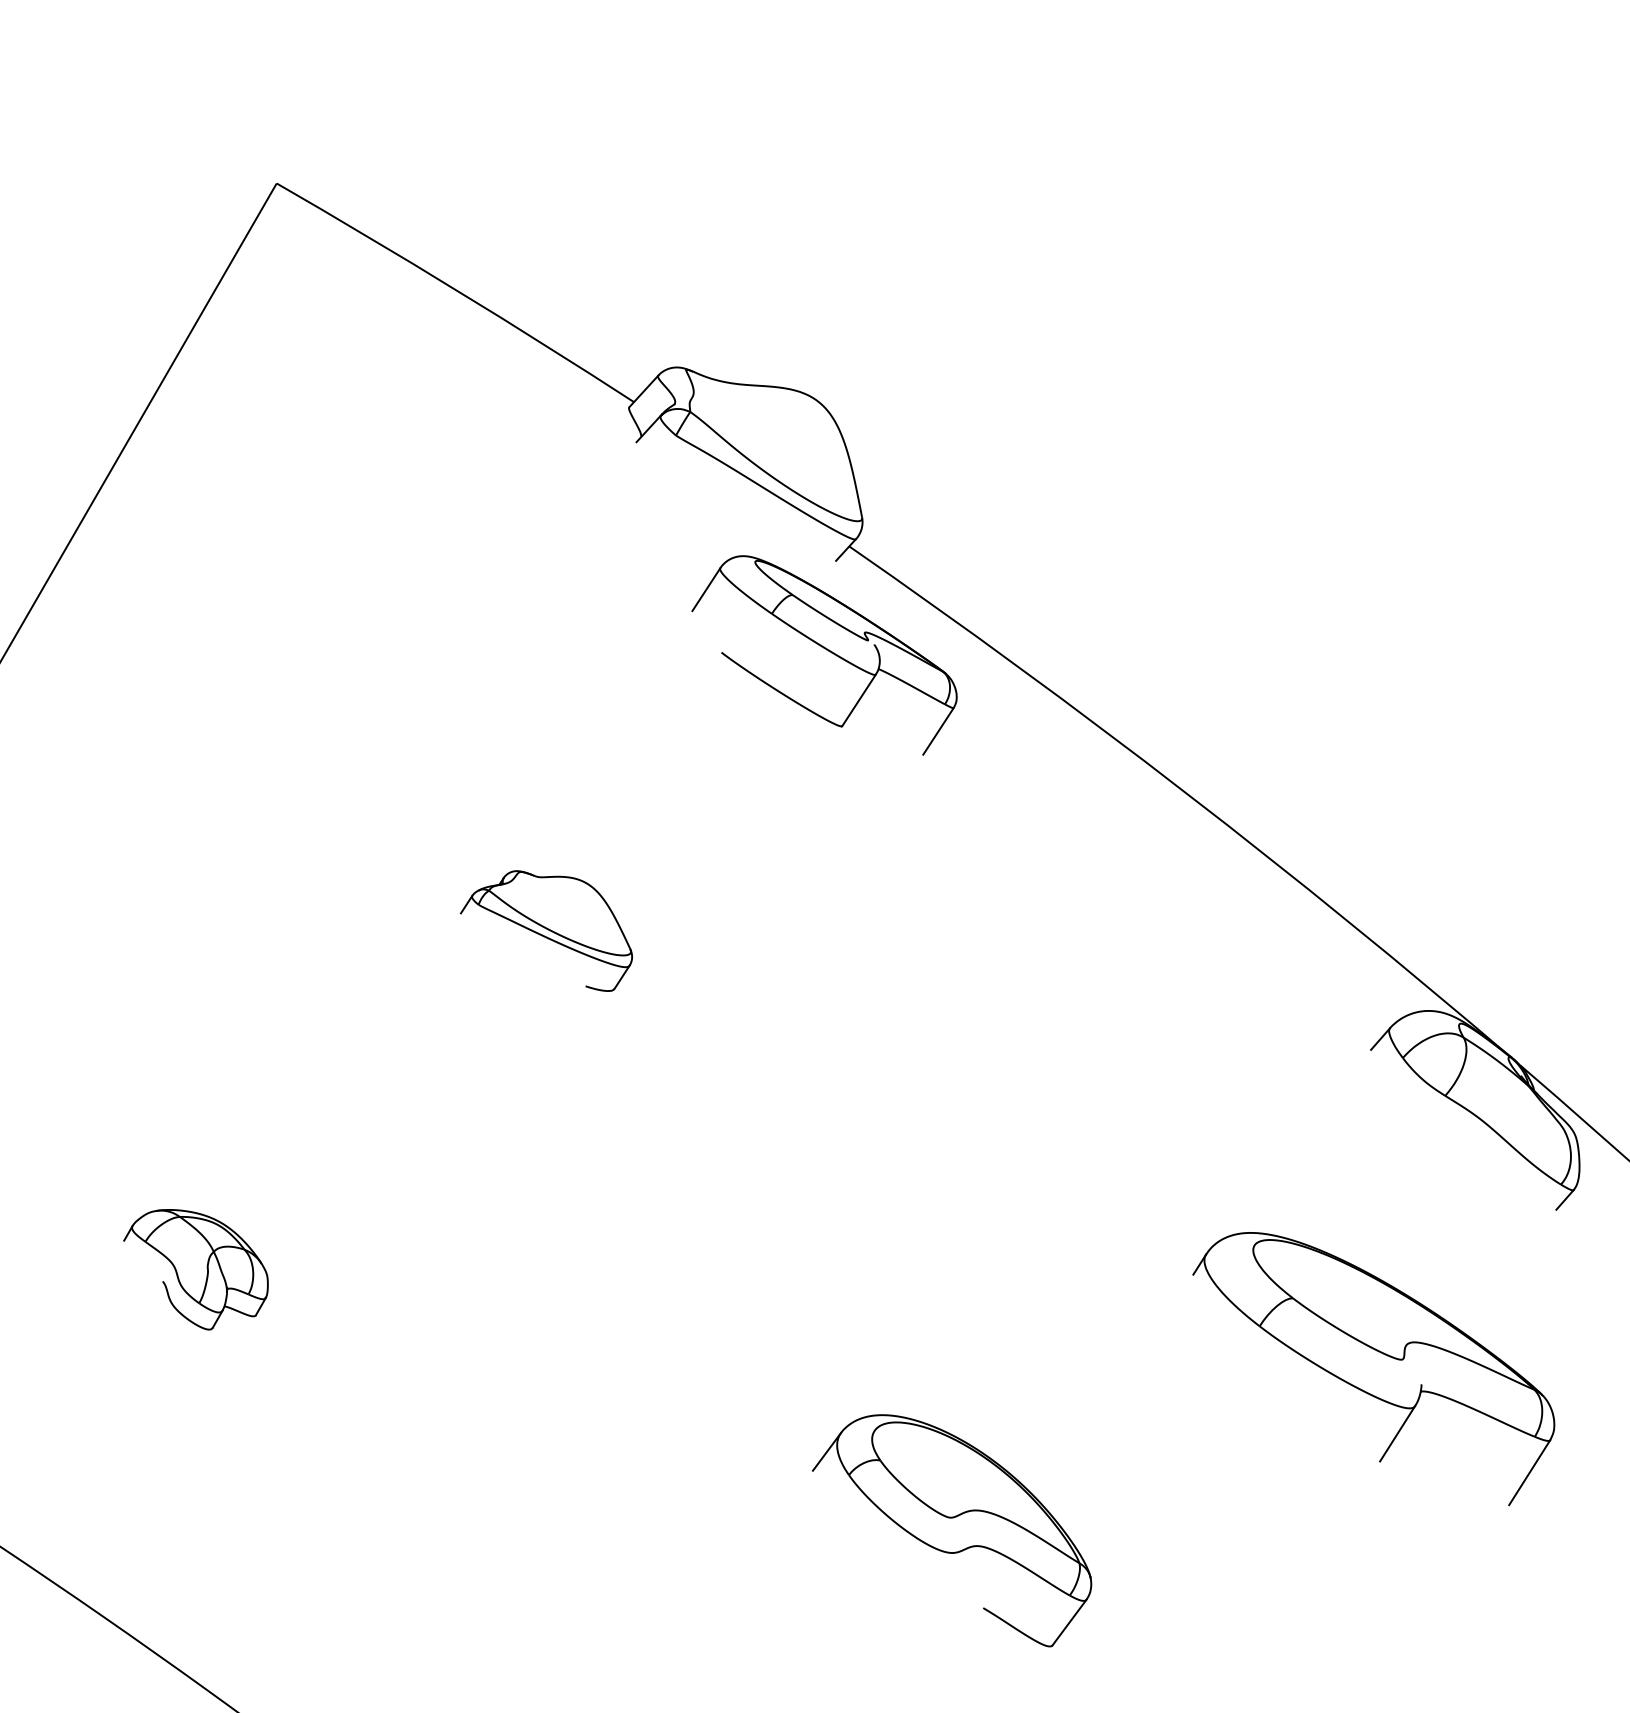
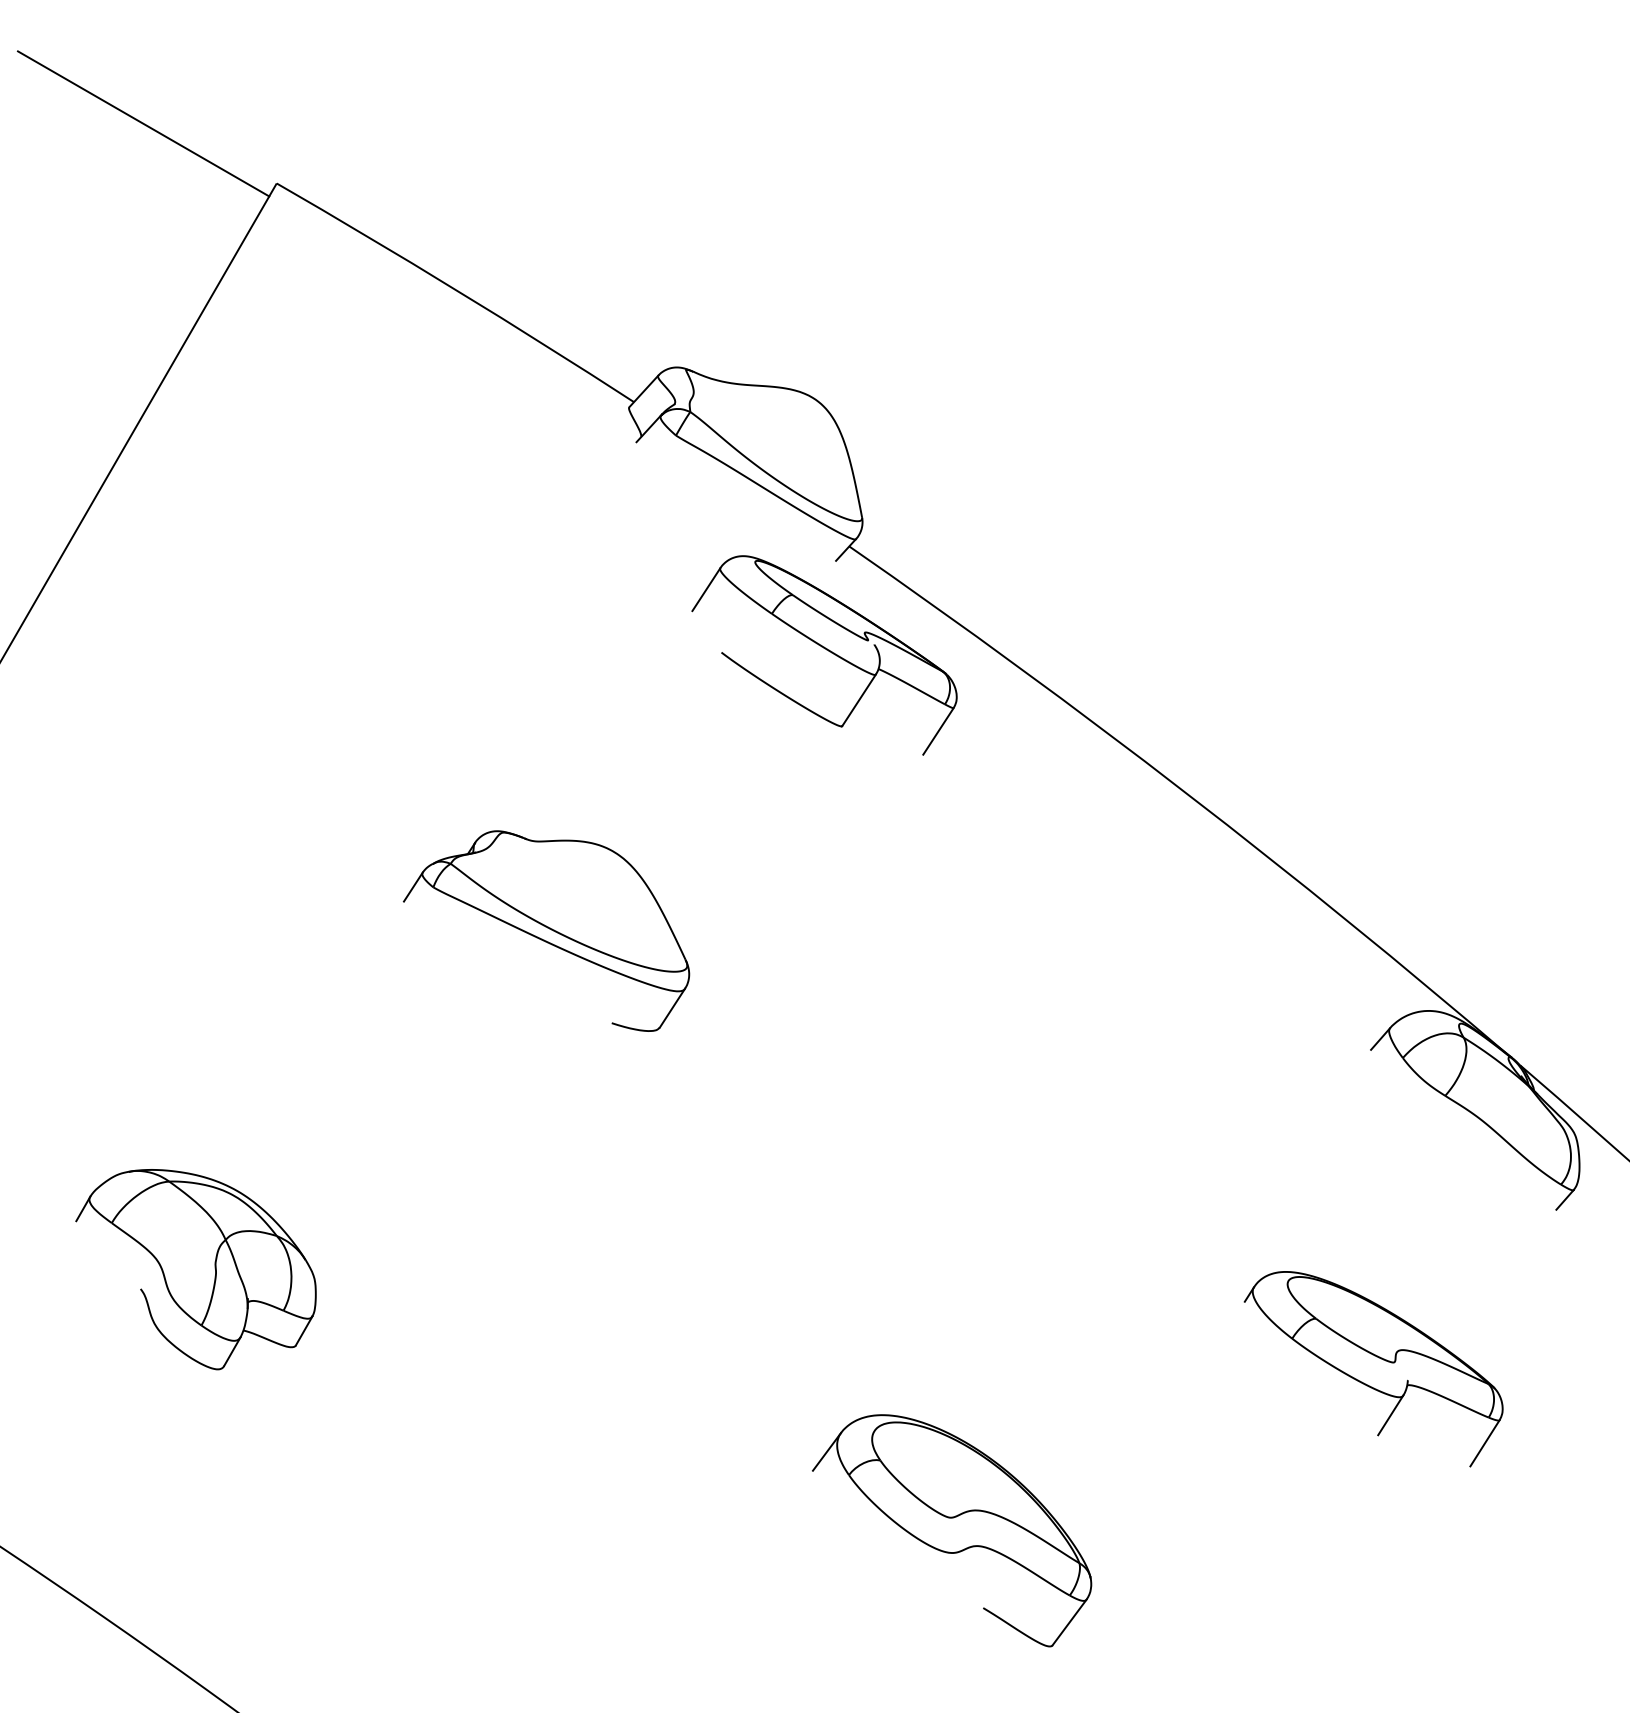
line: none -> present (143, 123)
part size: 174x122 px -> 289x202 px (546, 930)
part size: 146x122 px -> 242x202 px (195, 1269)
part size: 364x275 px -> 261x197 px (1373, 1369)
